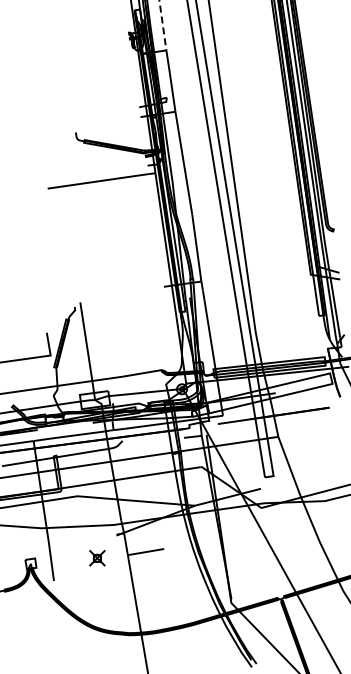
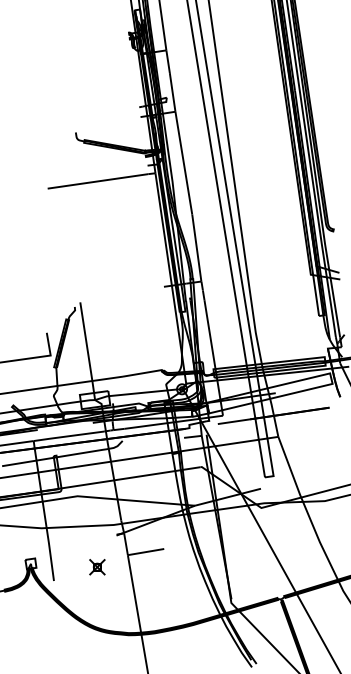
line: dashed -> solid (162, 25)
part position: (97, 558) -> (97, 567) (97, 567)
